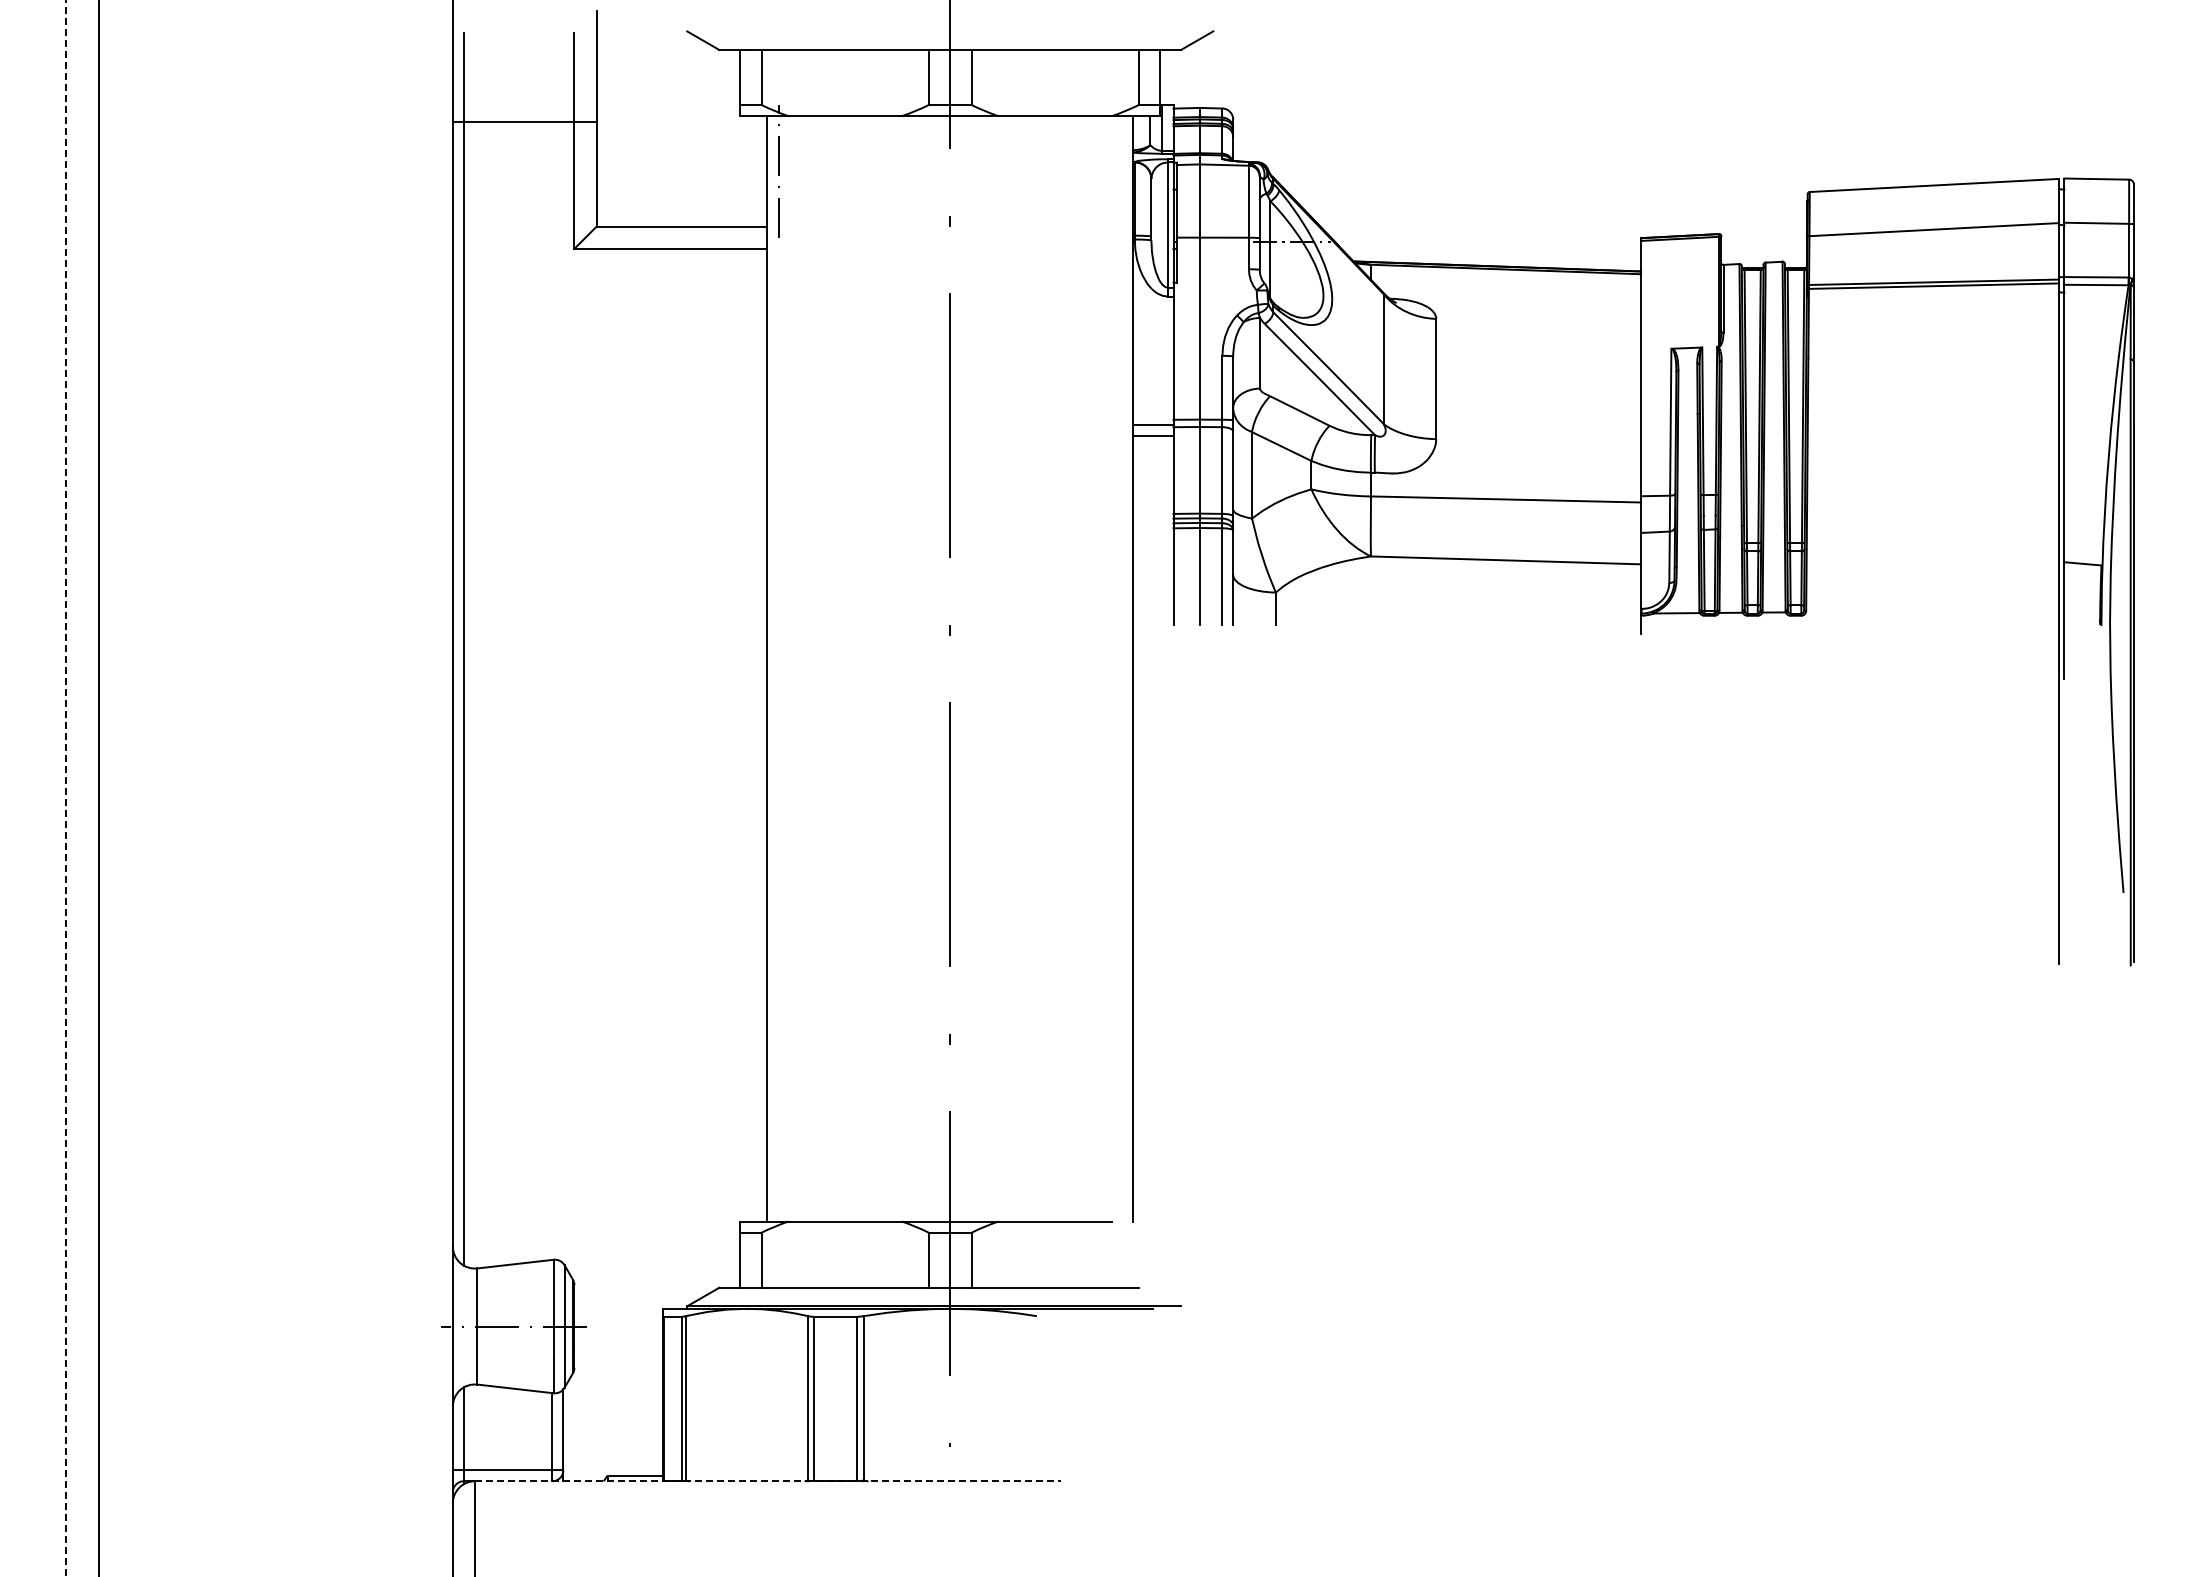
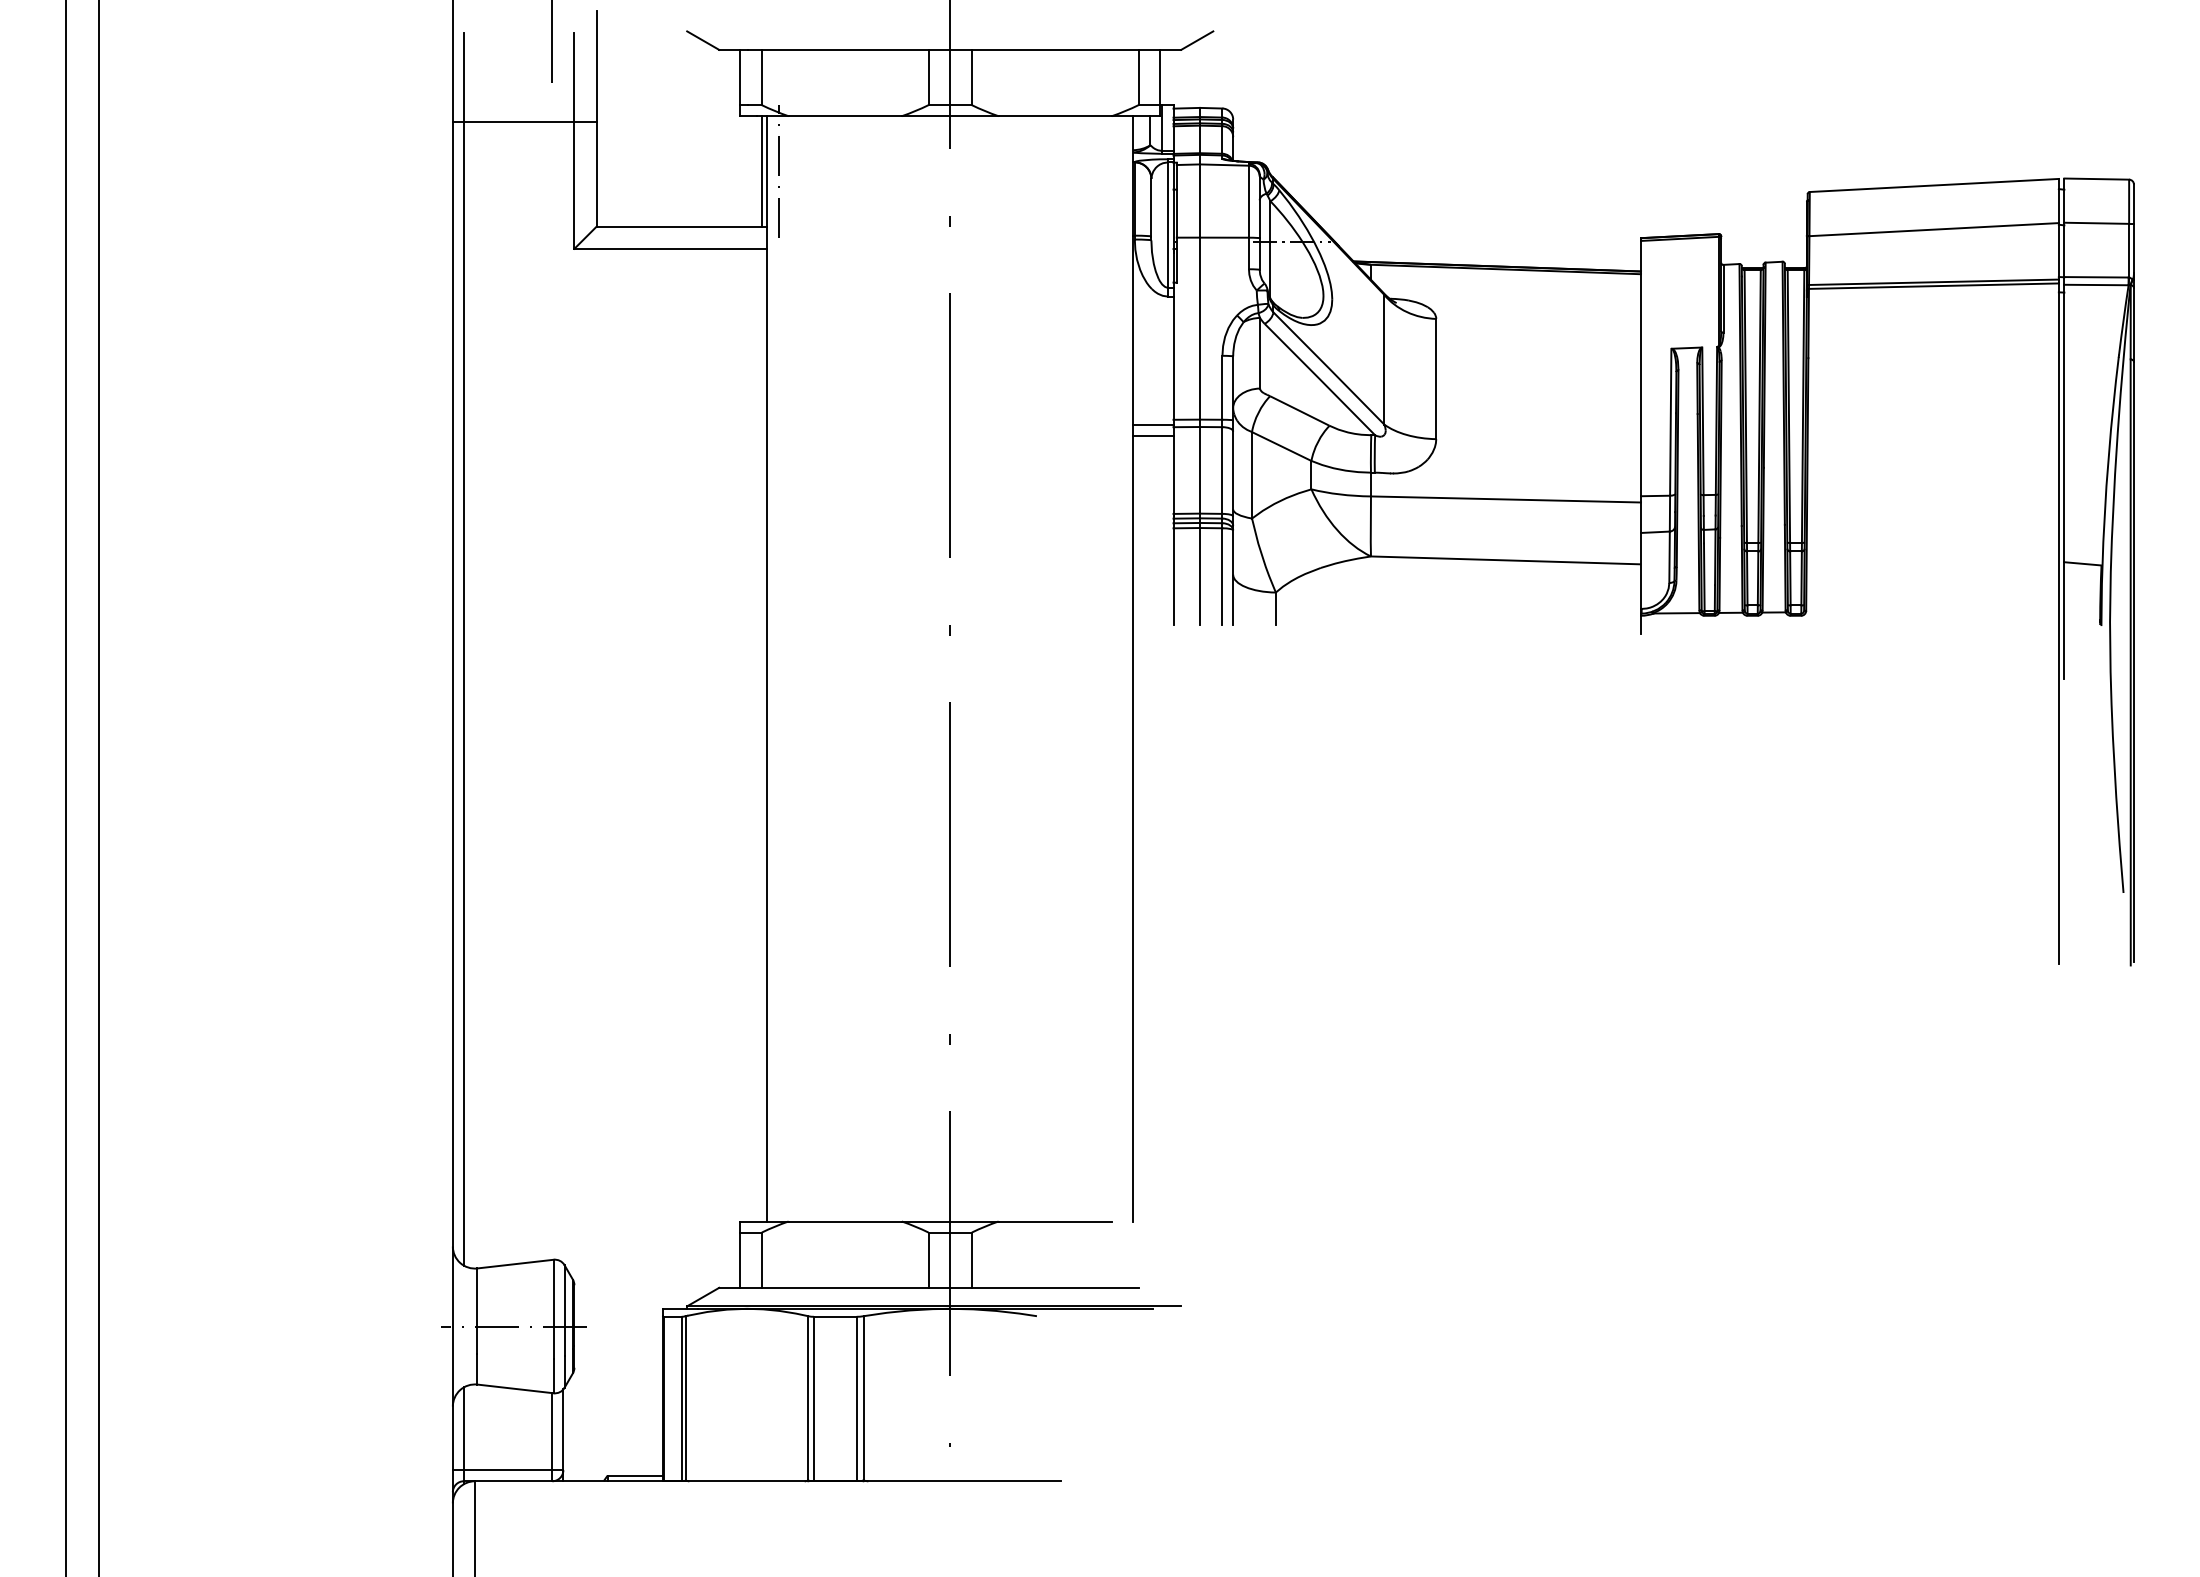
line: none -> present (552, 42)
line: none -> present (762, 171)
line: dashed -> solid (66, 788)
line: dashed -> solid (767, 1481)
